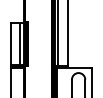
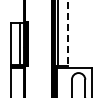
line: solid -> dashed (67, 33)
